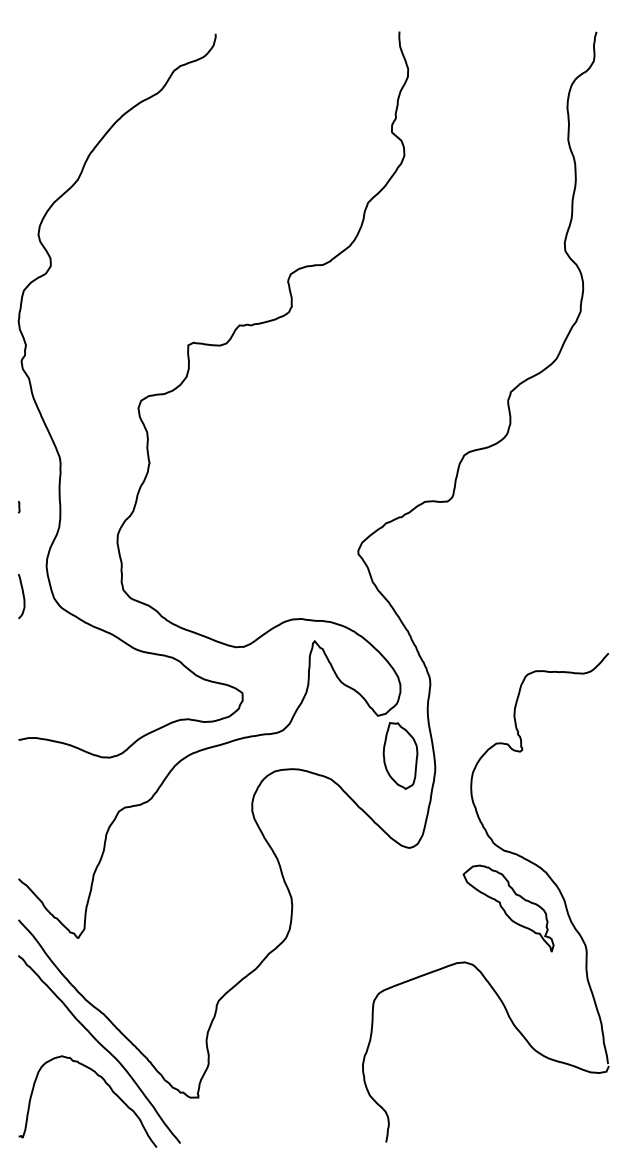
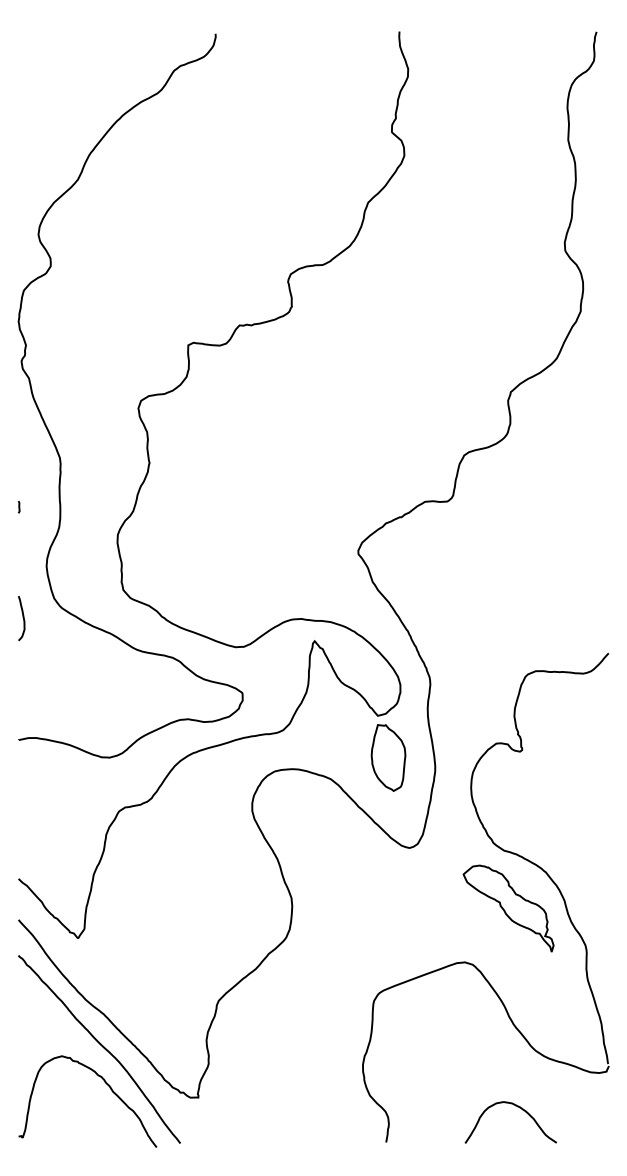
curve position: (22, 596) -> (22, 618) (22, 618)
part position: (400, 755) -> (388, 757) (388, 757)
curve: none -> present (517, 1107)
